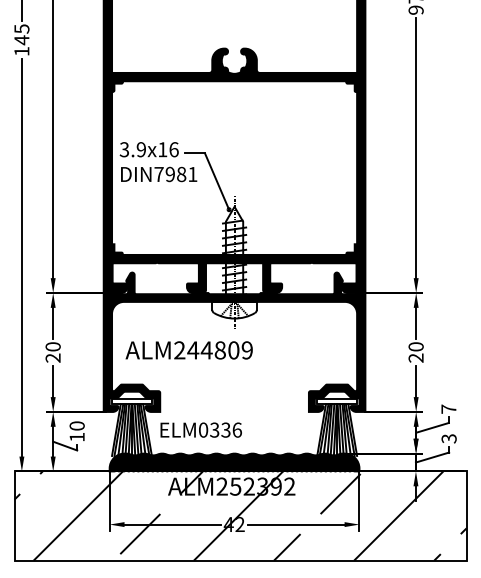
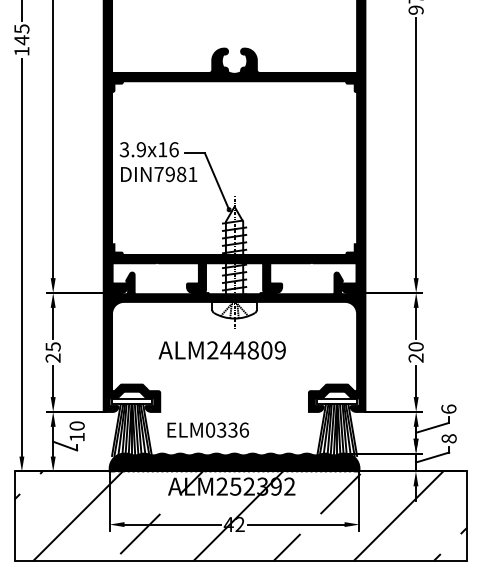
text: 20 -> 25 (52, 346)
text position: (188, 350) -> (221, 350) (221, 350)
text: 7 -> 6 (448, 408)
text position: (200, 429) -> (207, 429) (207, 429)
text: 3 -> 8 (448, 438)
